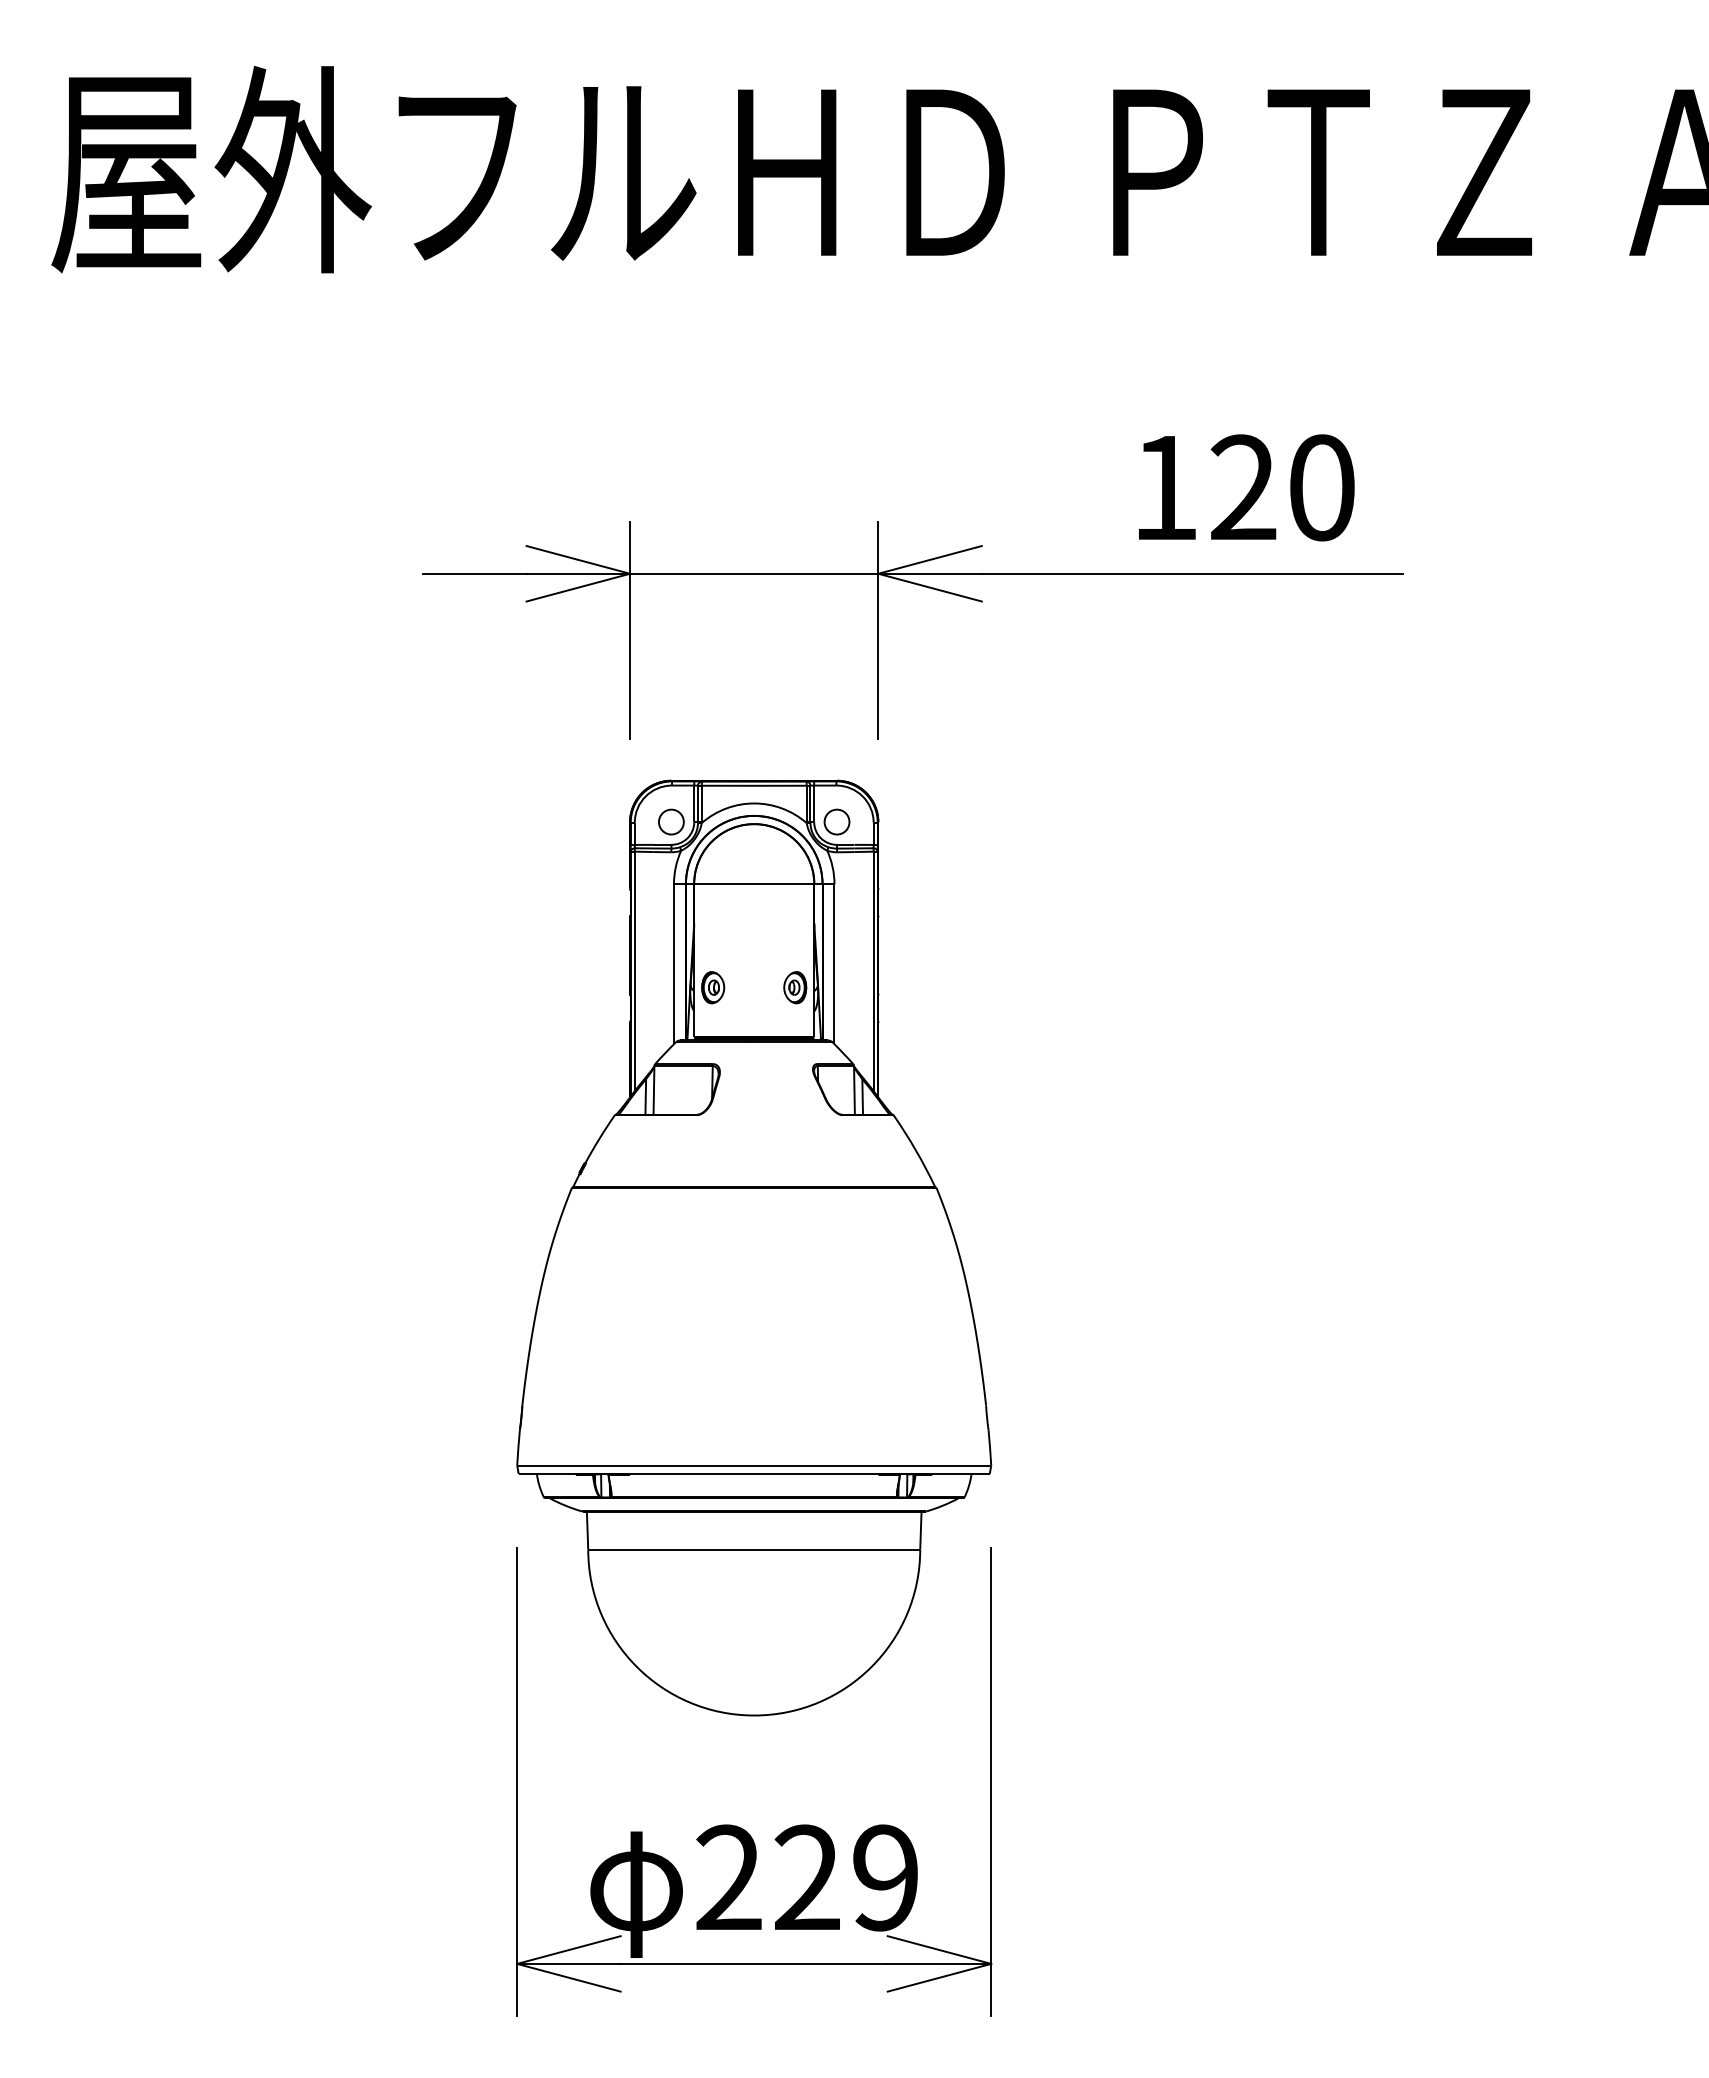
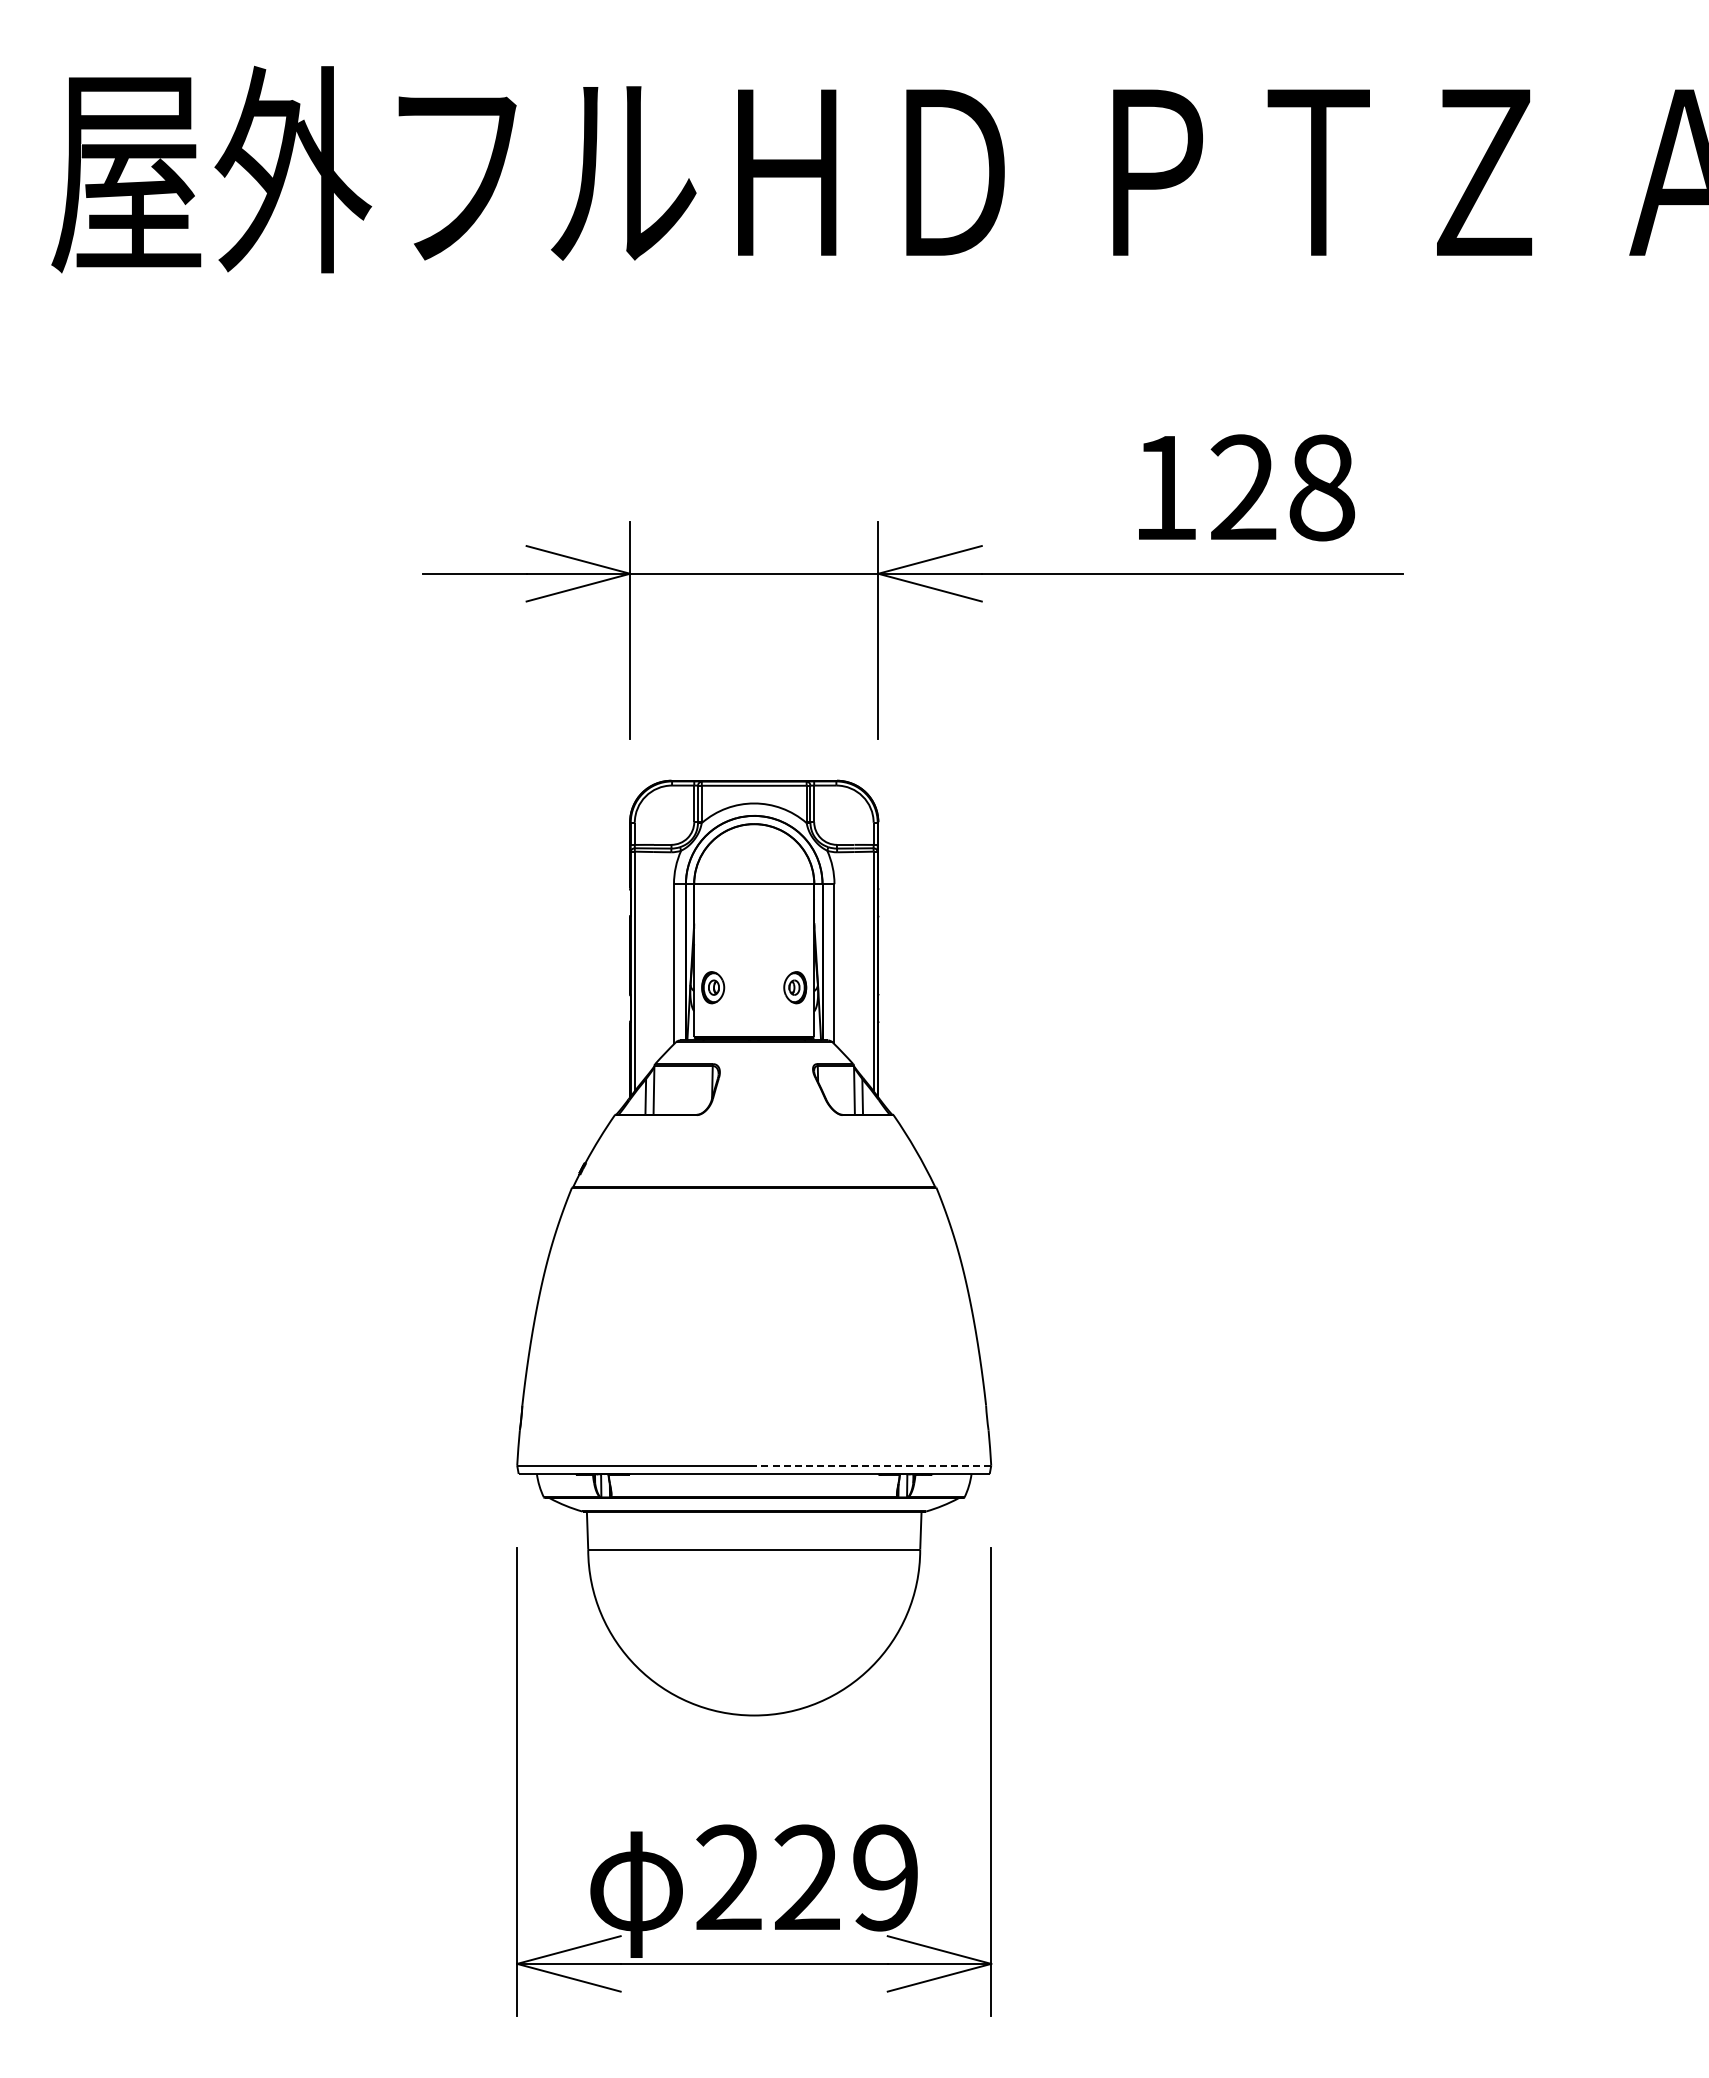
text: 120 -> 128 (1322, 487)
circle: present -> none (671, 821)
circle: present -> none (836, 821)
line: solid -> dashed (872, 1465)
